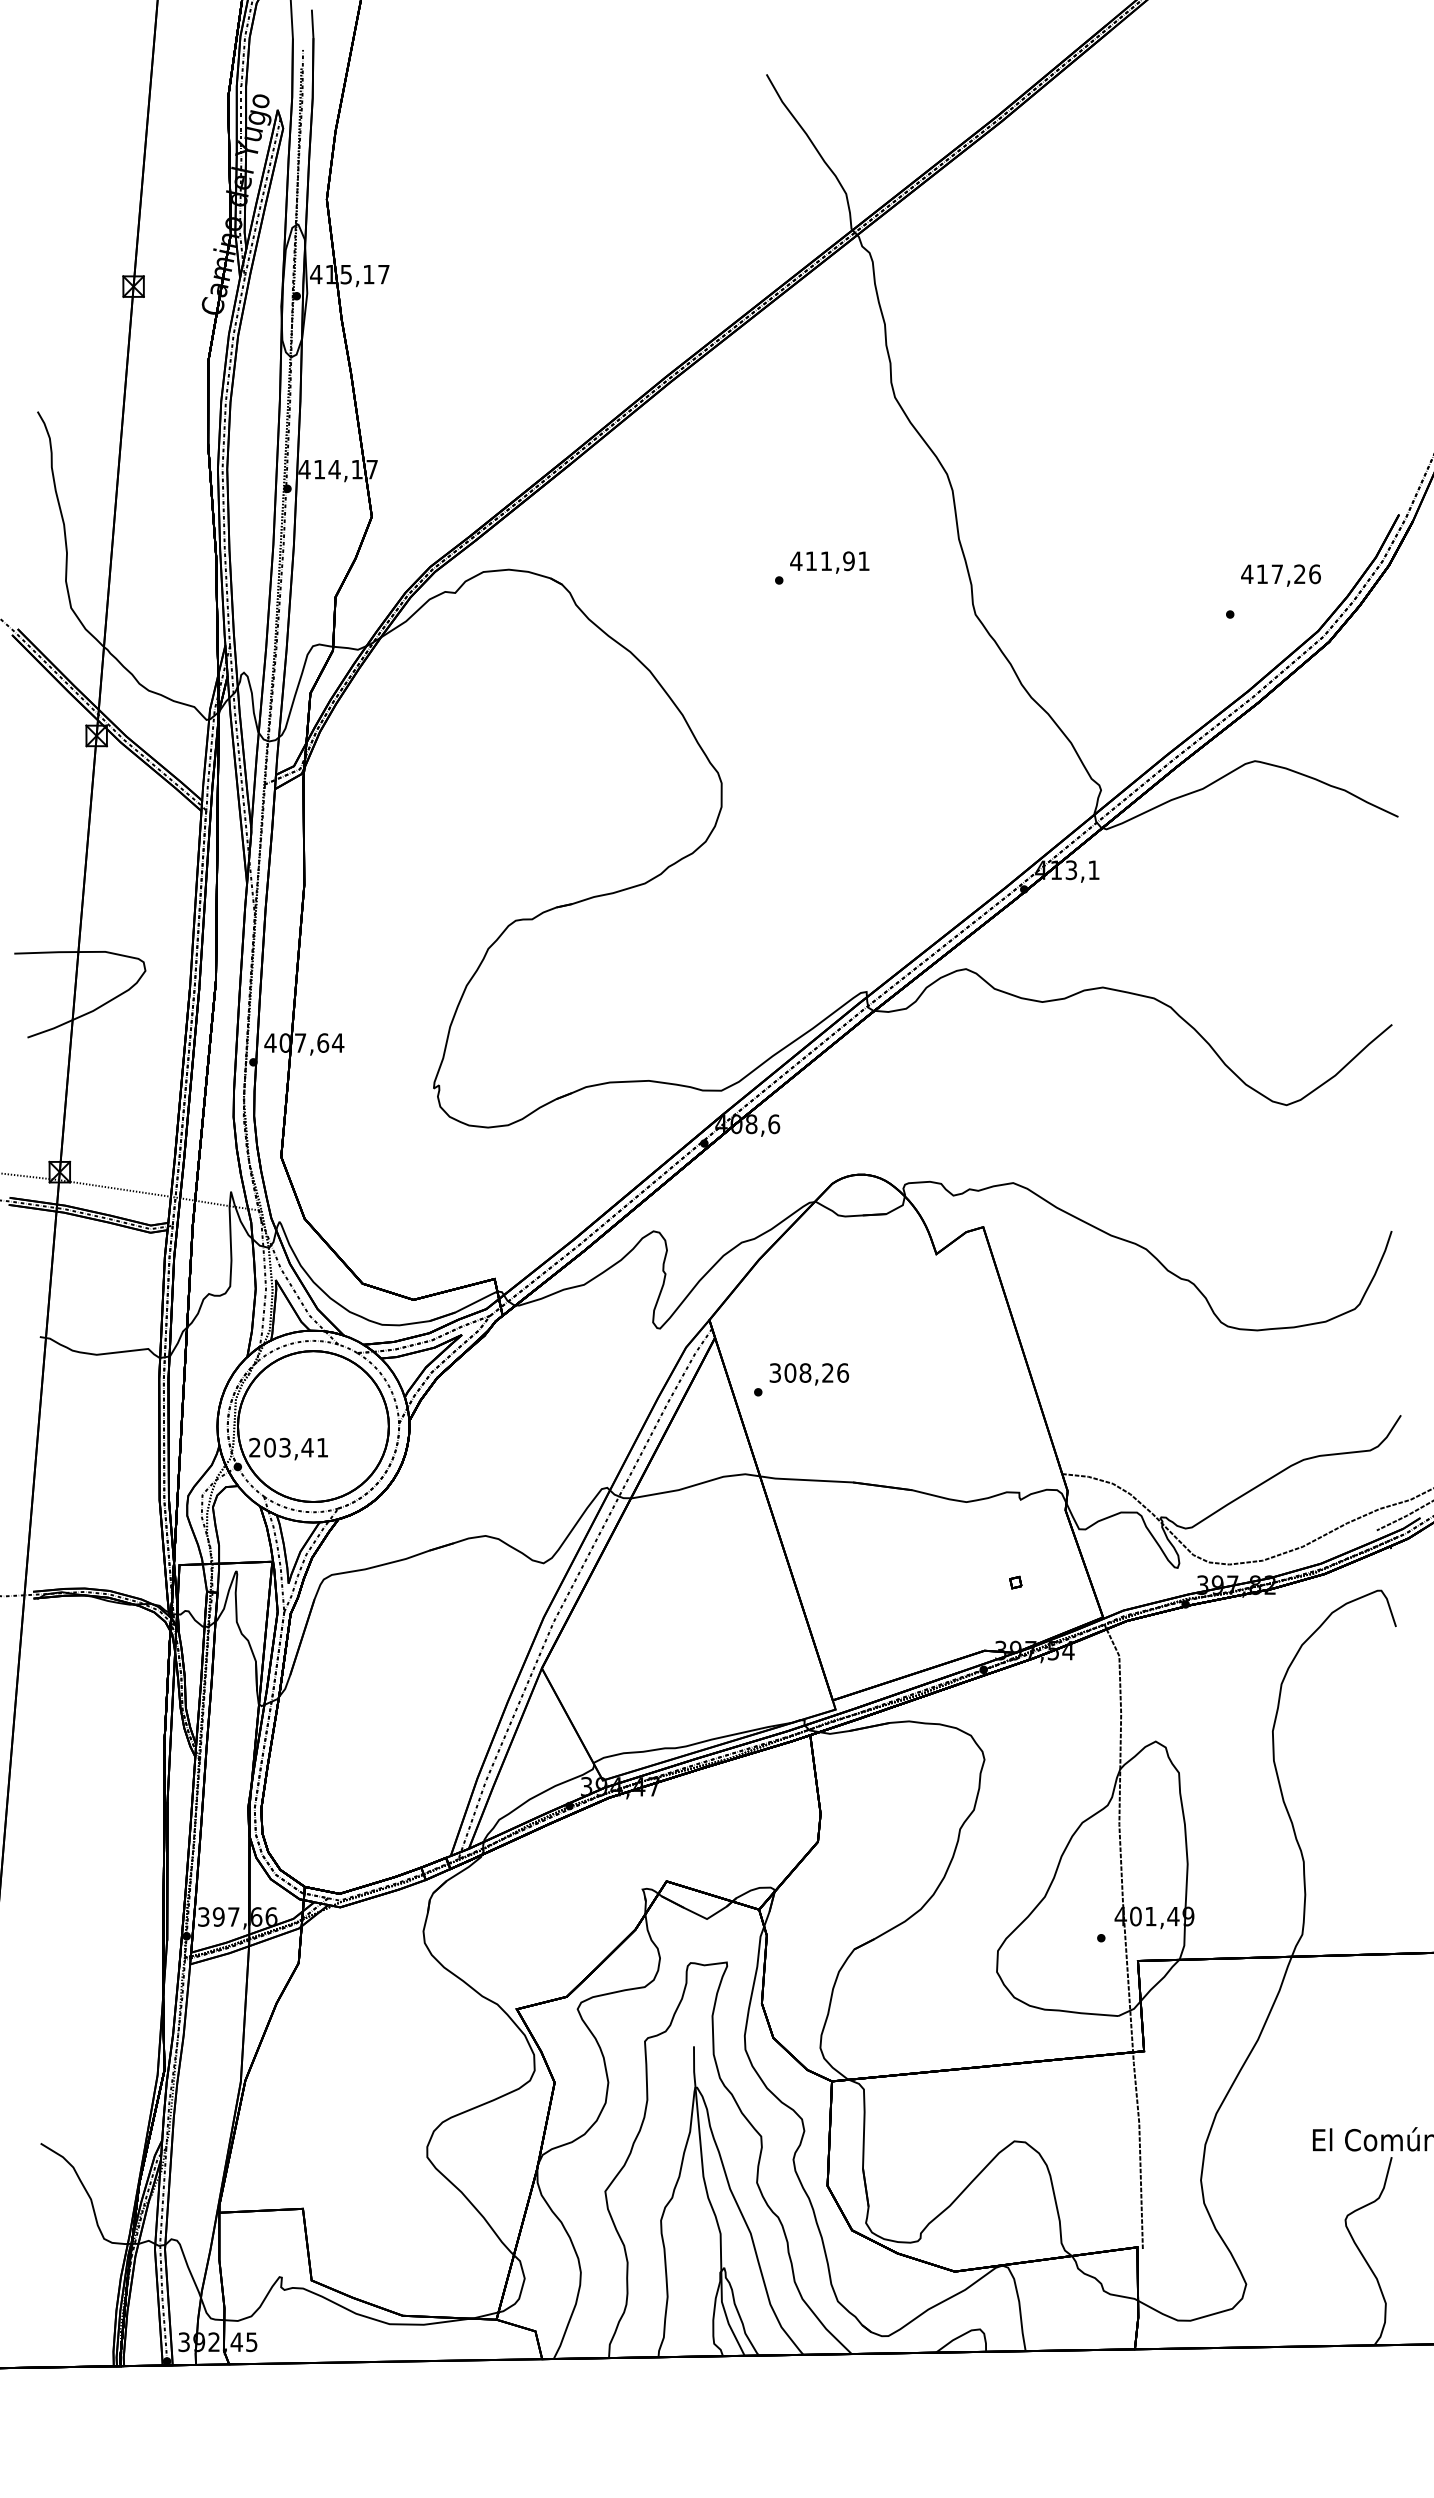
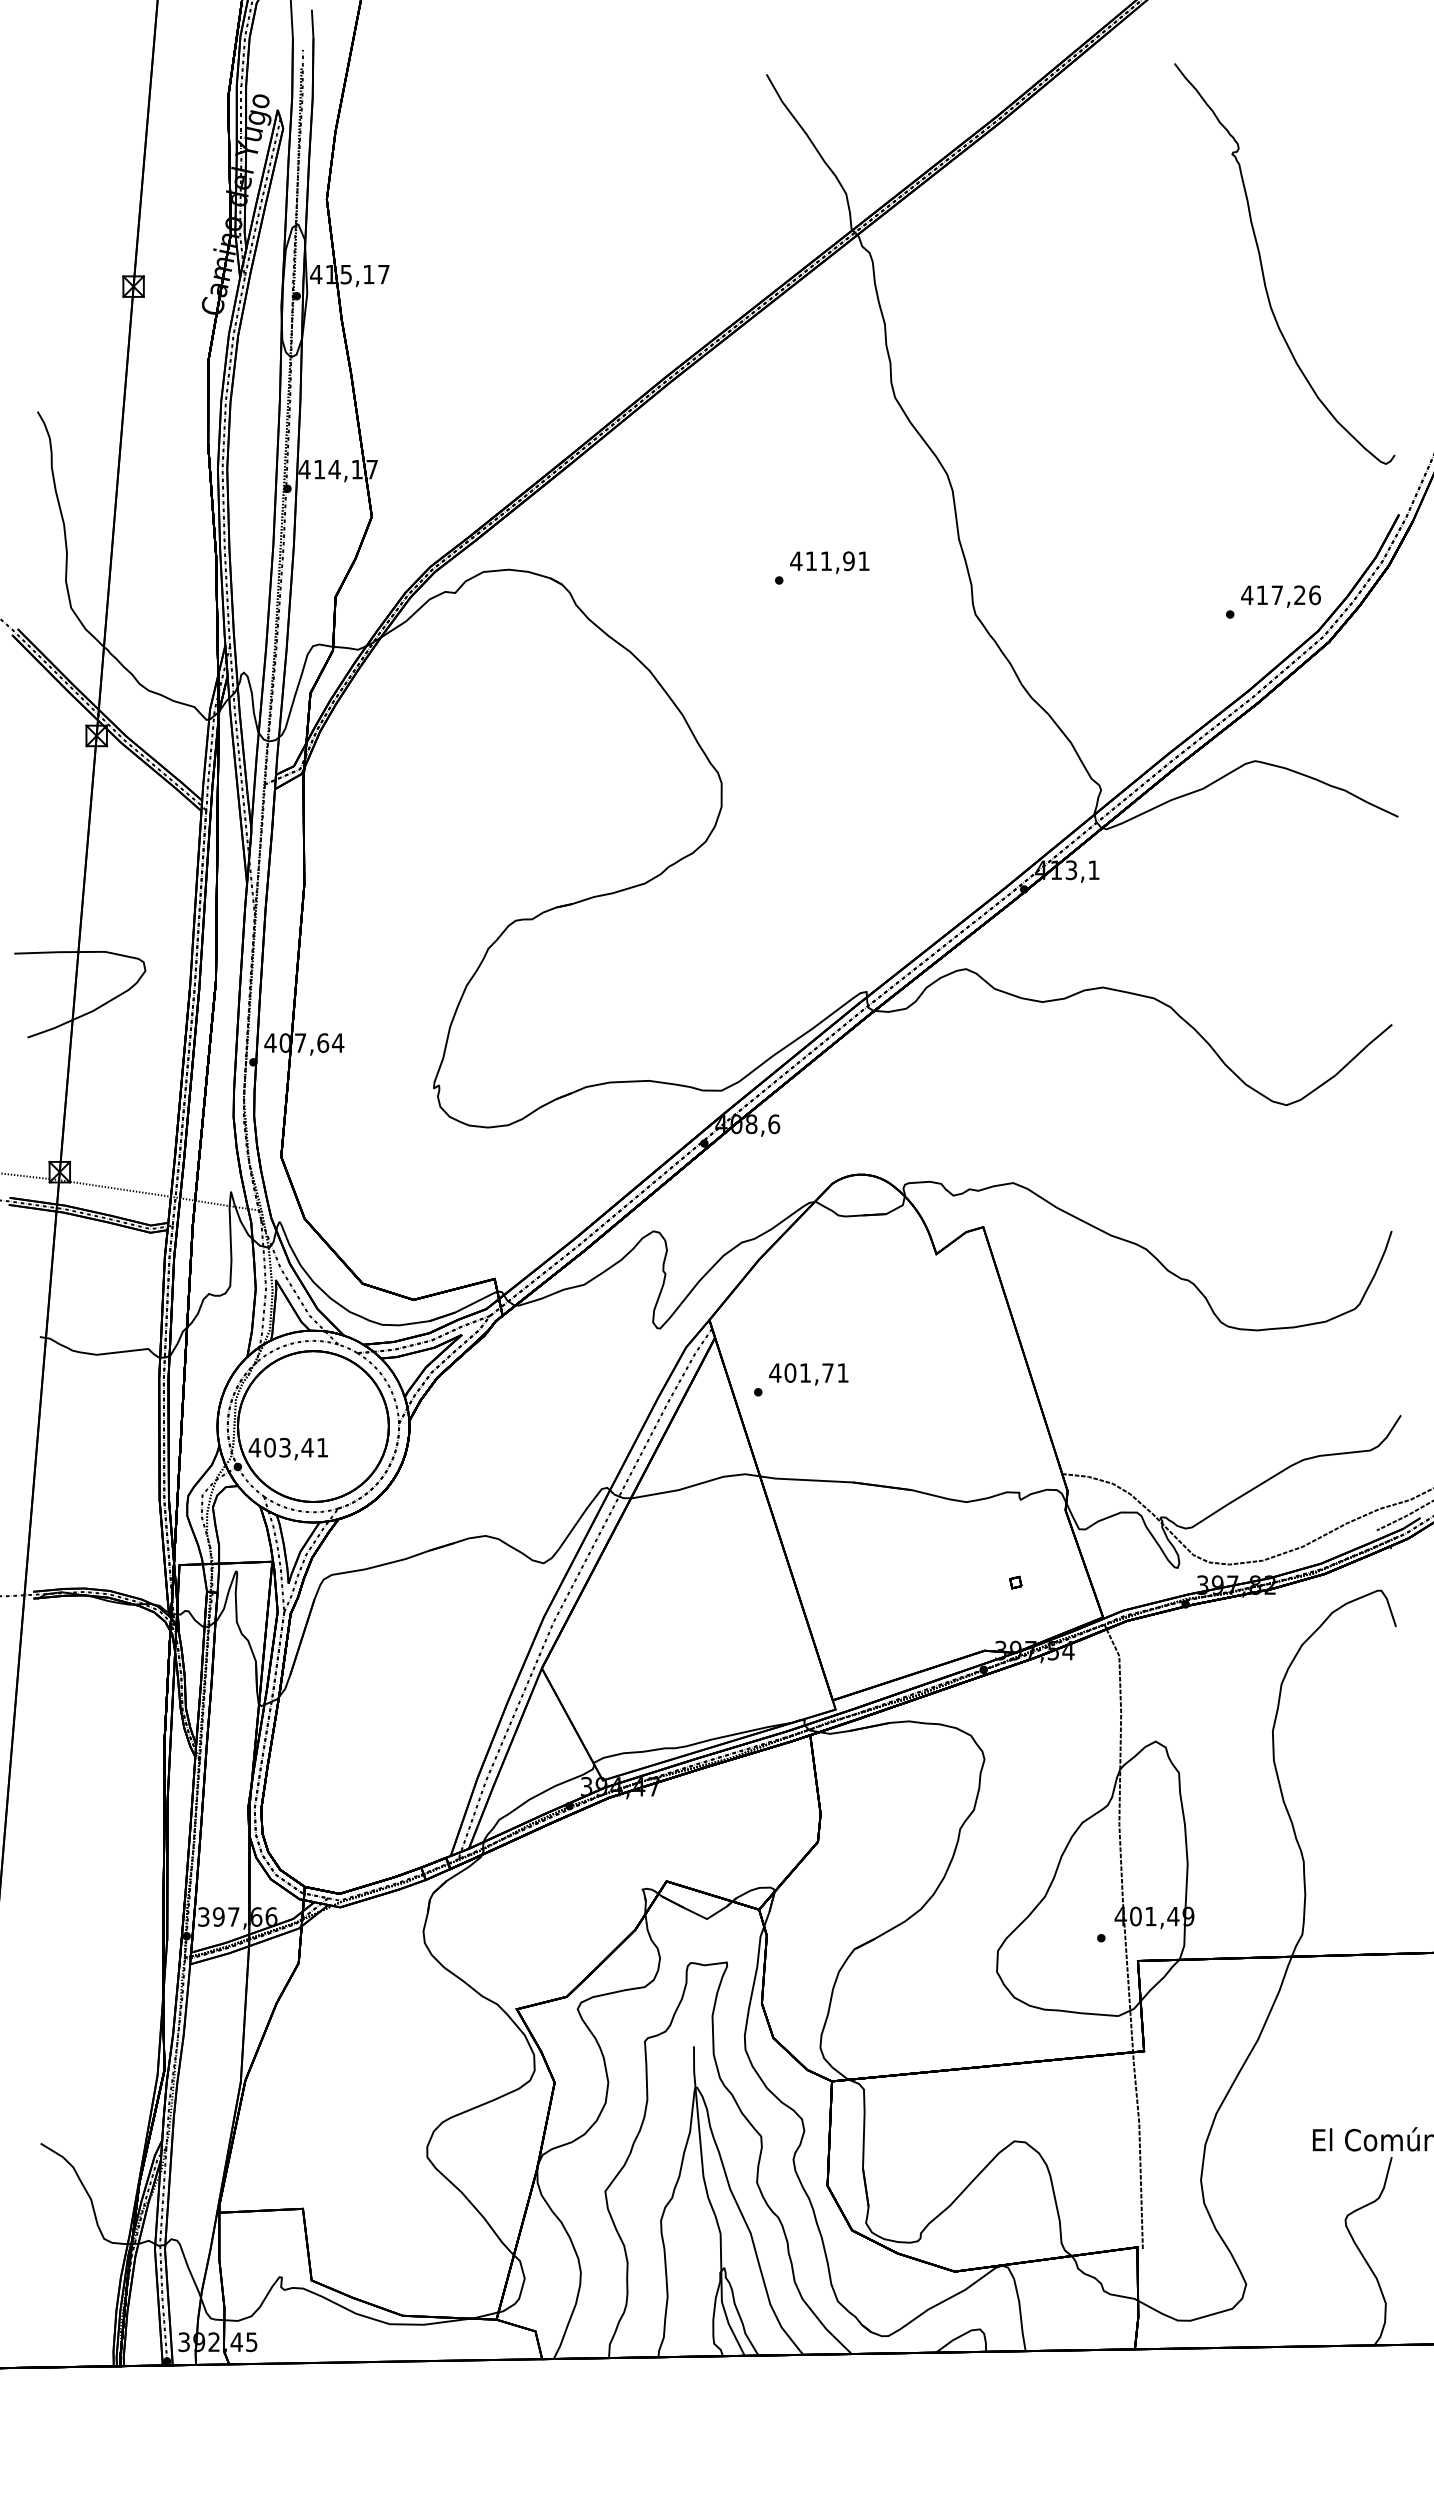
curve: none -> present (1263, 269)
text position: (1280, 575) -> (1280, 596) (1280, 596)
text: 308,26 -> 401,71 (809, 1372)
text: 203,41 -> 403,41 (254, 1447)
